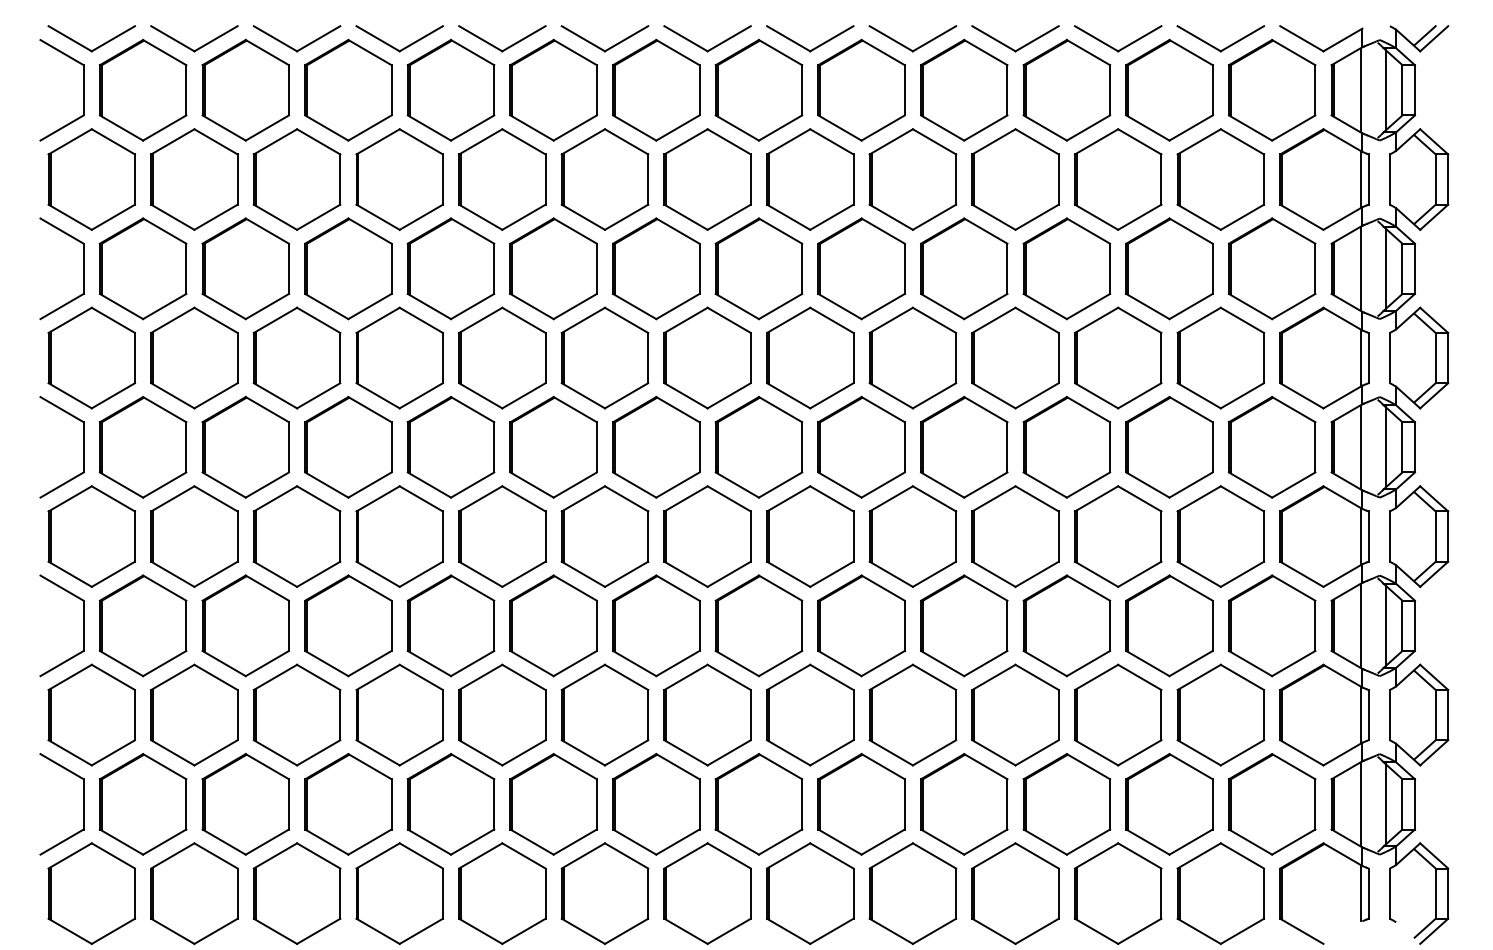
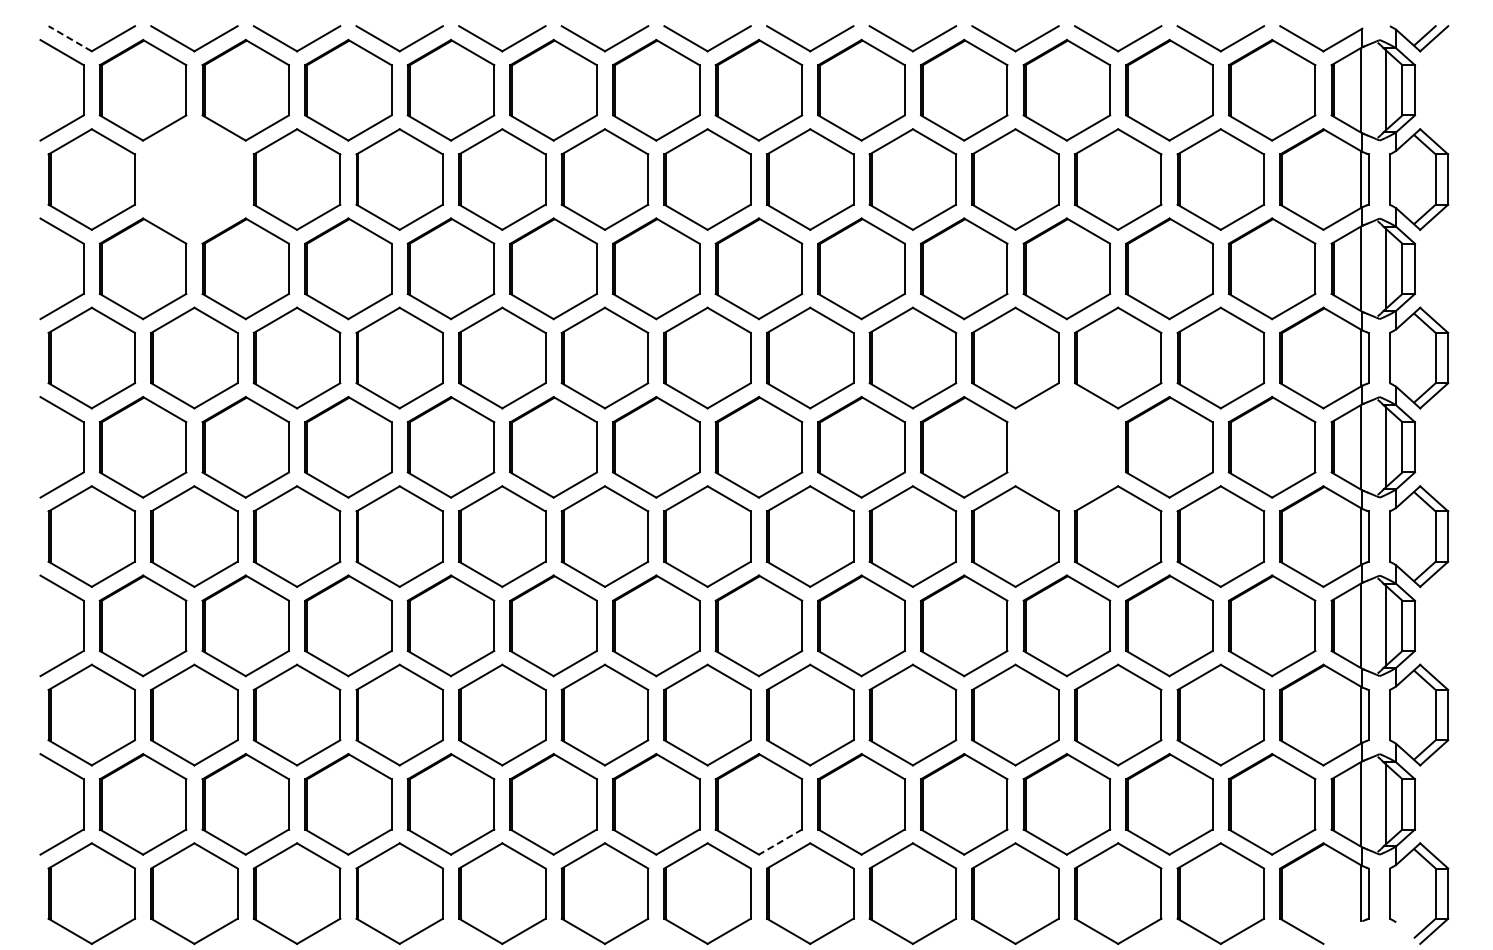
line: solid -> dashed (70, 38)
part: present -> none (194, 179)
part: present -> none (1066, 447)
line: solid -> dashed (780, 842)
